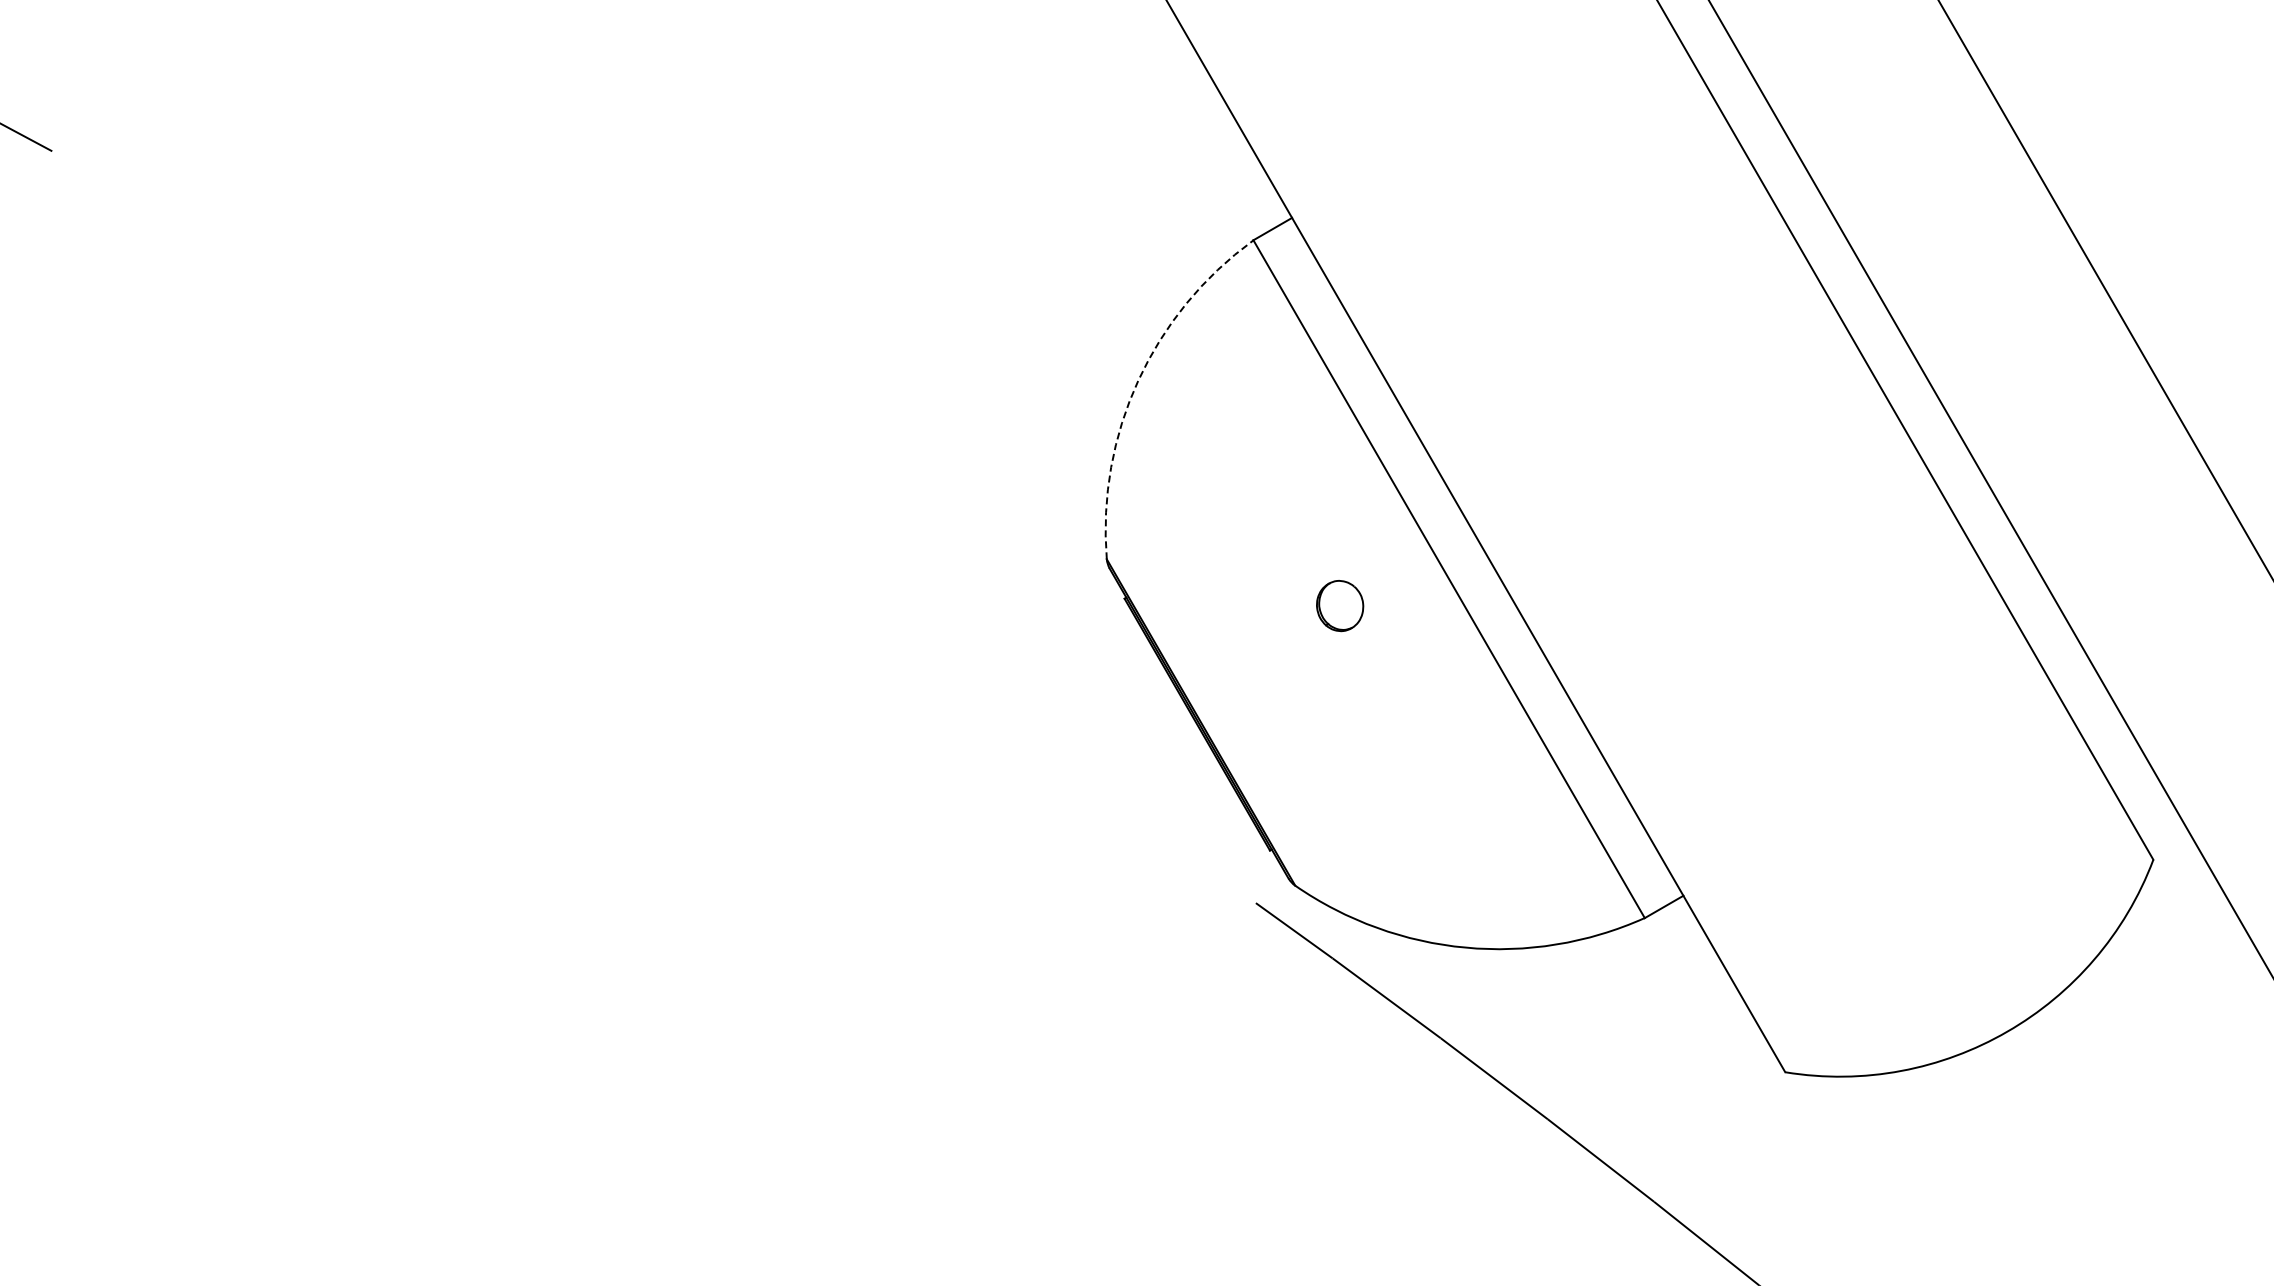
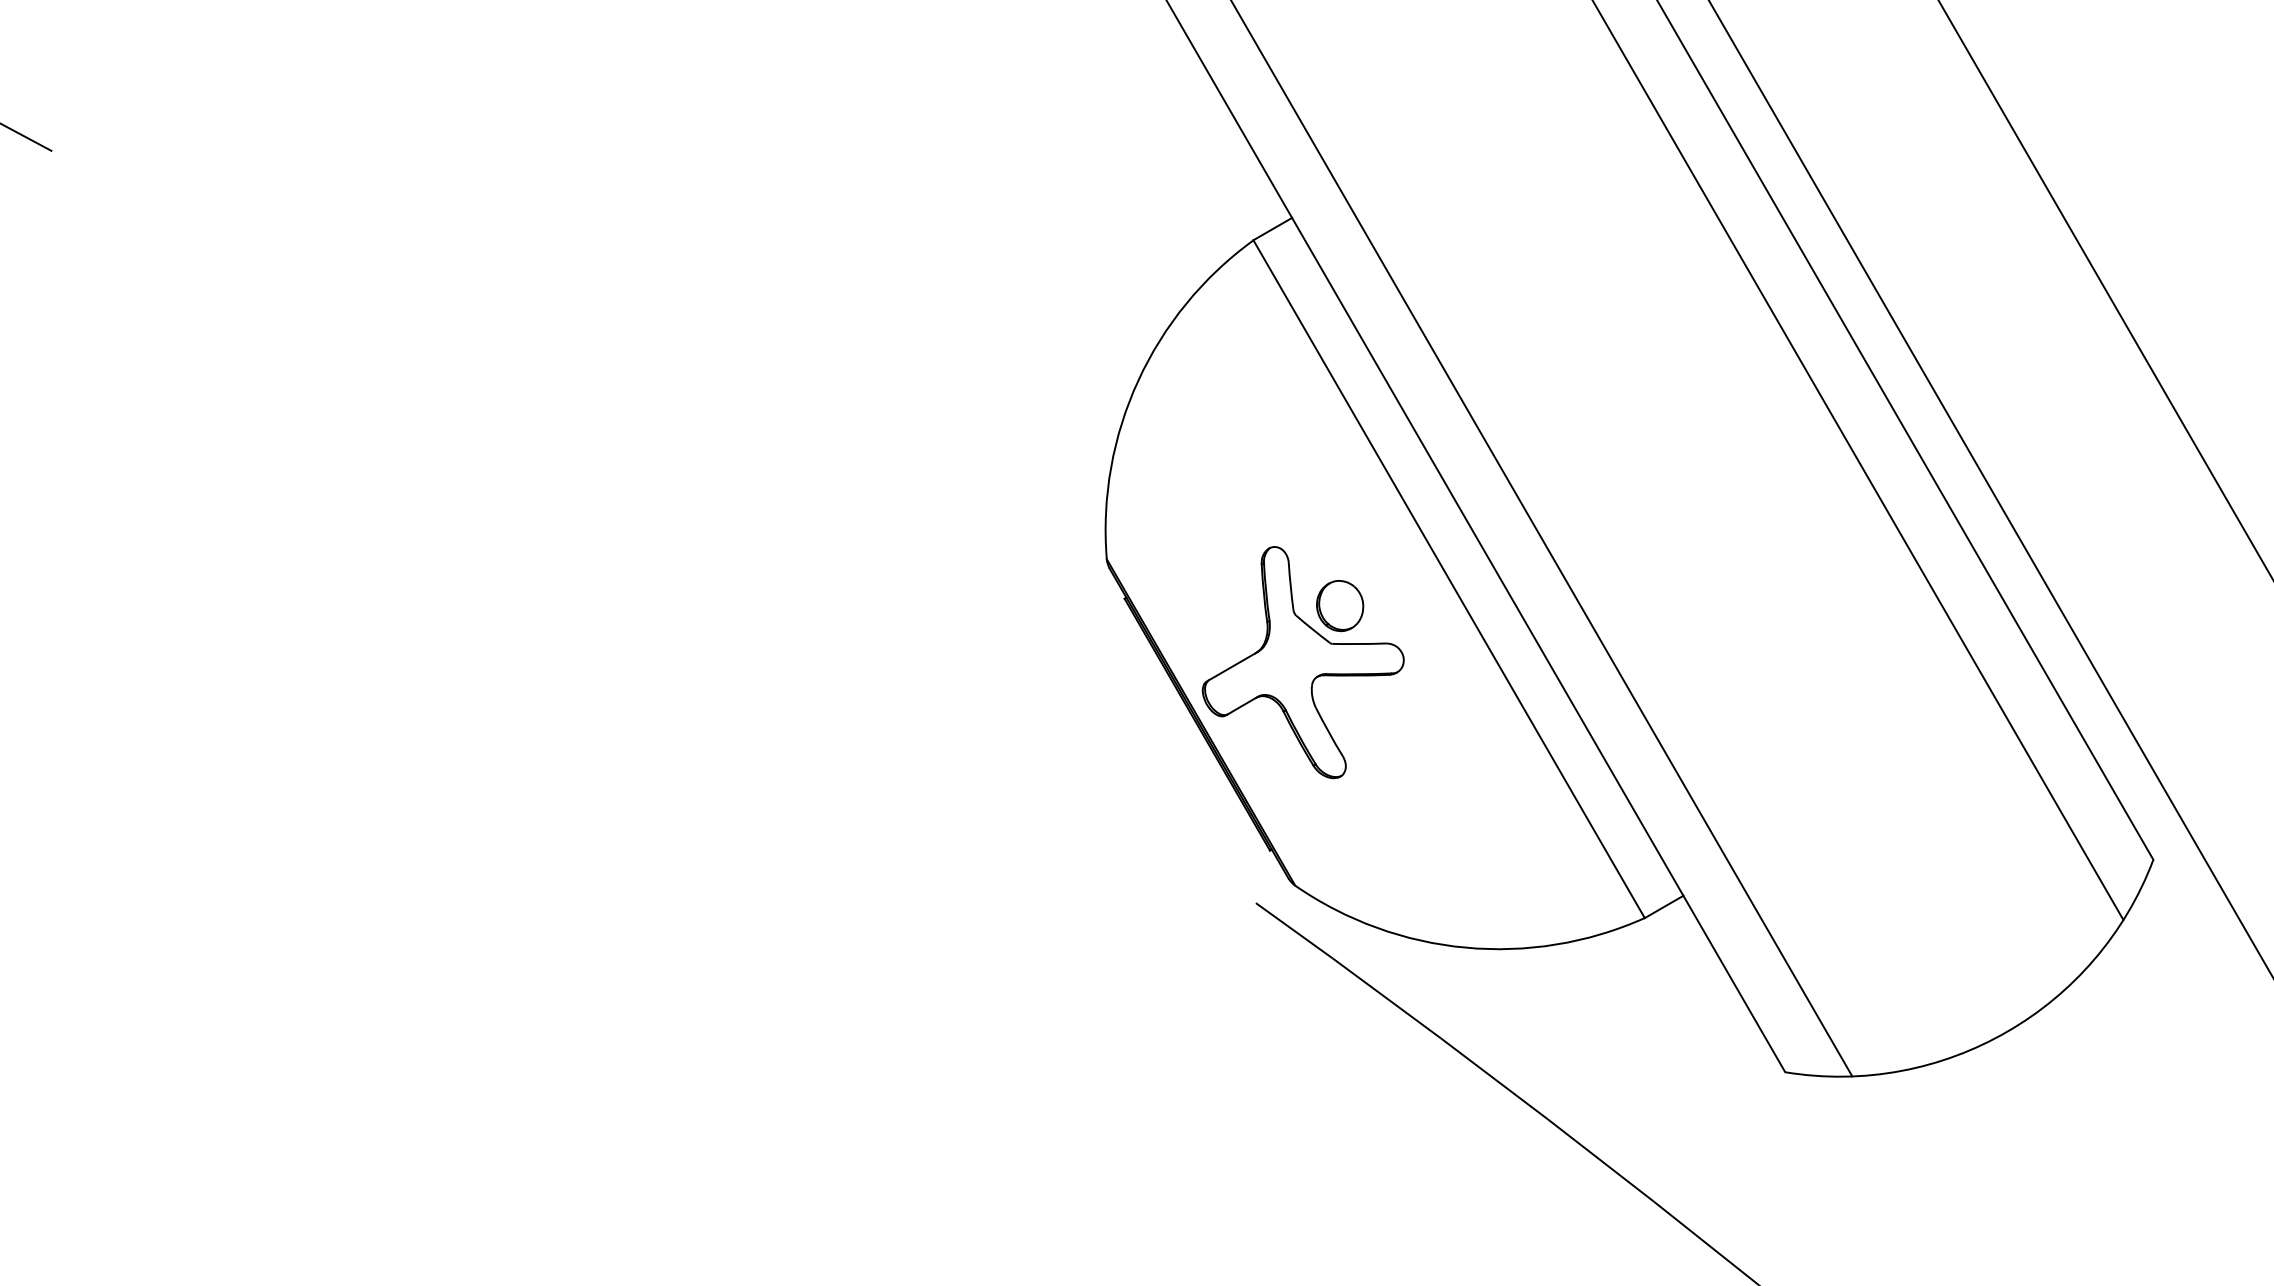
arc: dashed -> solid (1138, 380)
line: none -> present (1858, 460)
line: none -> present (1542, 539)
part: none -> present (1302, 662)
